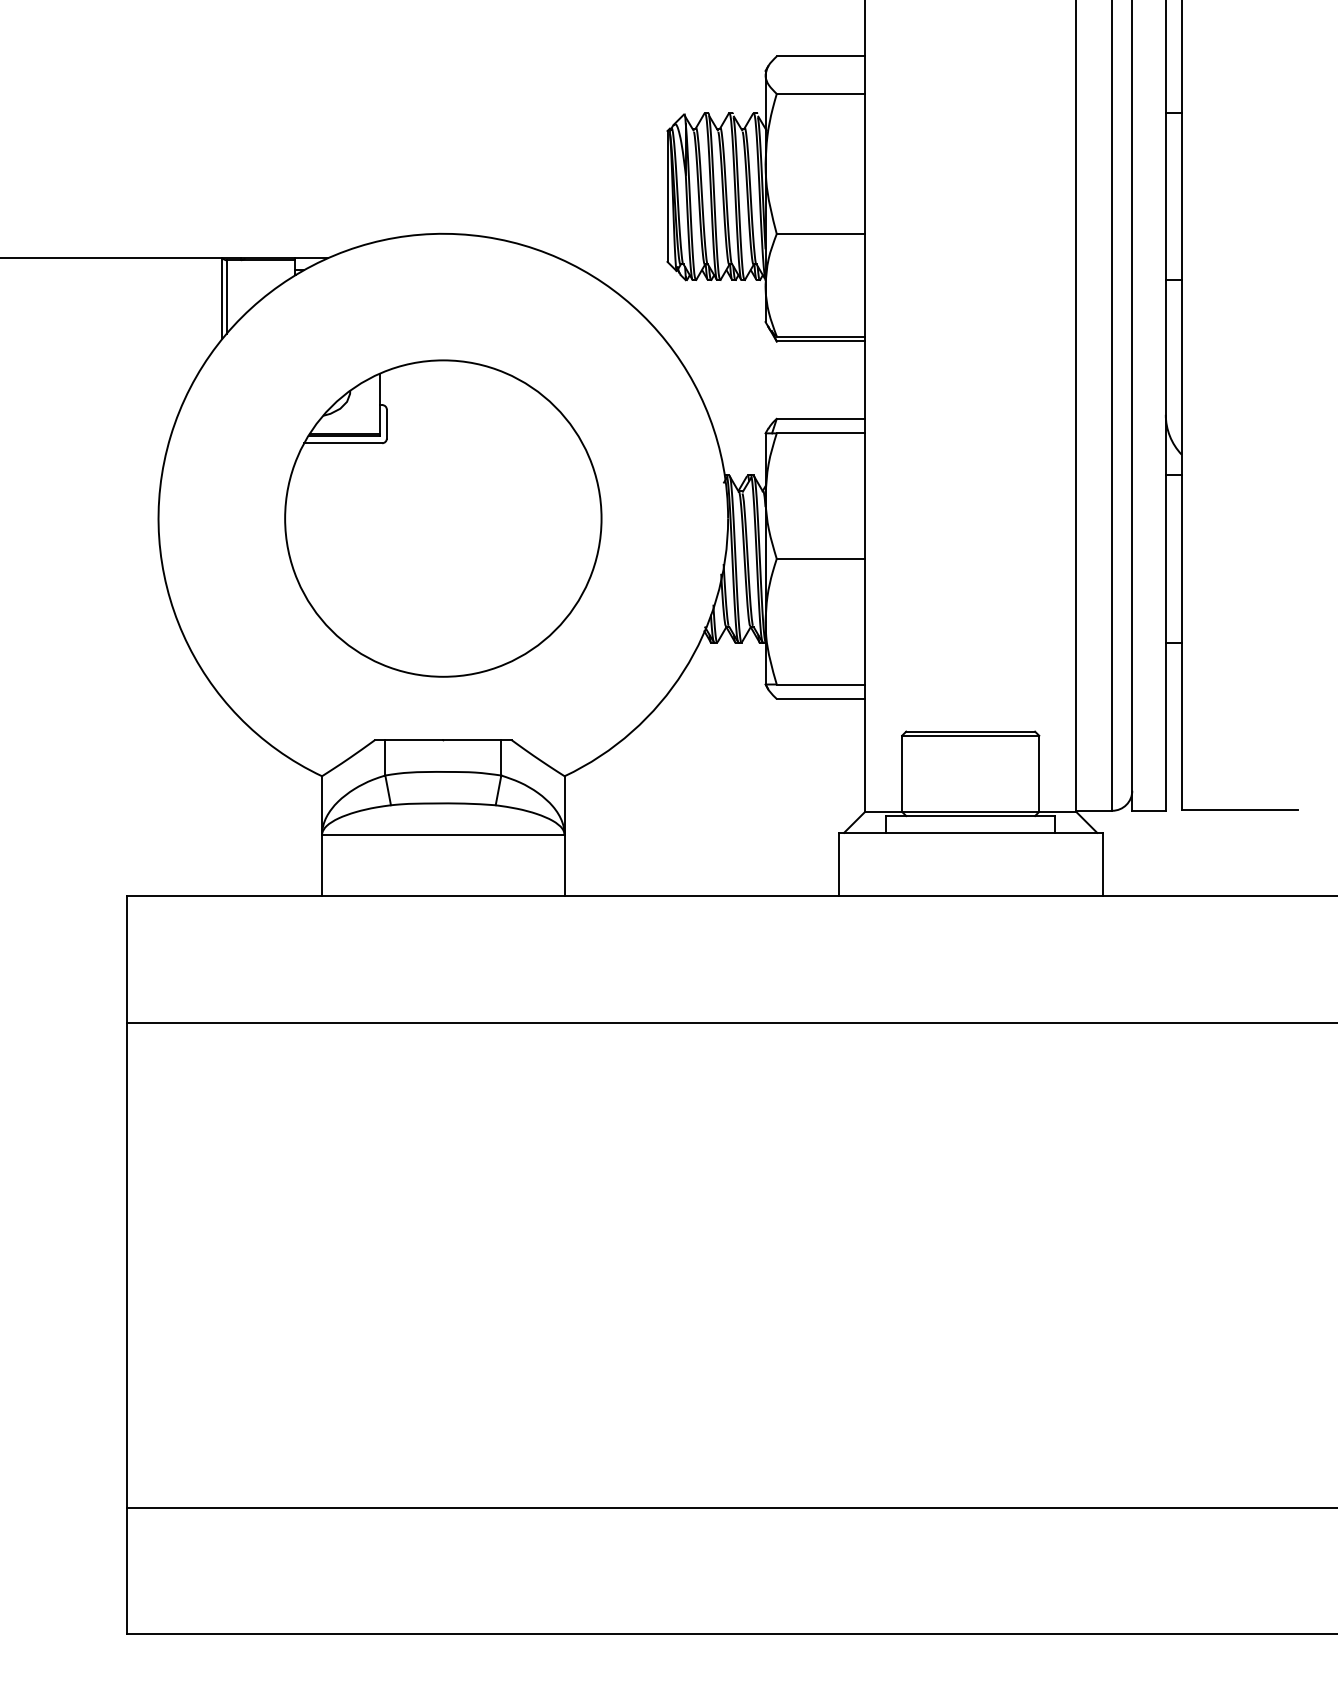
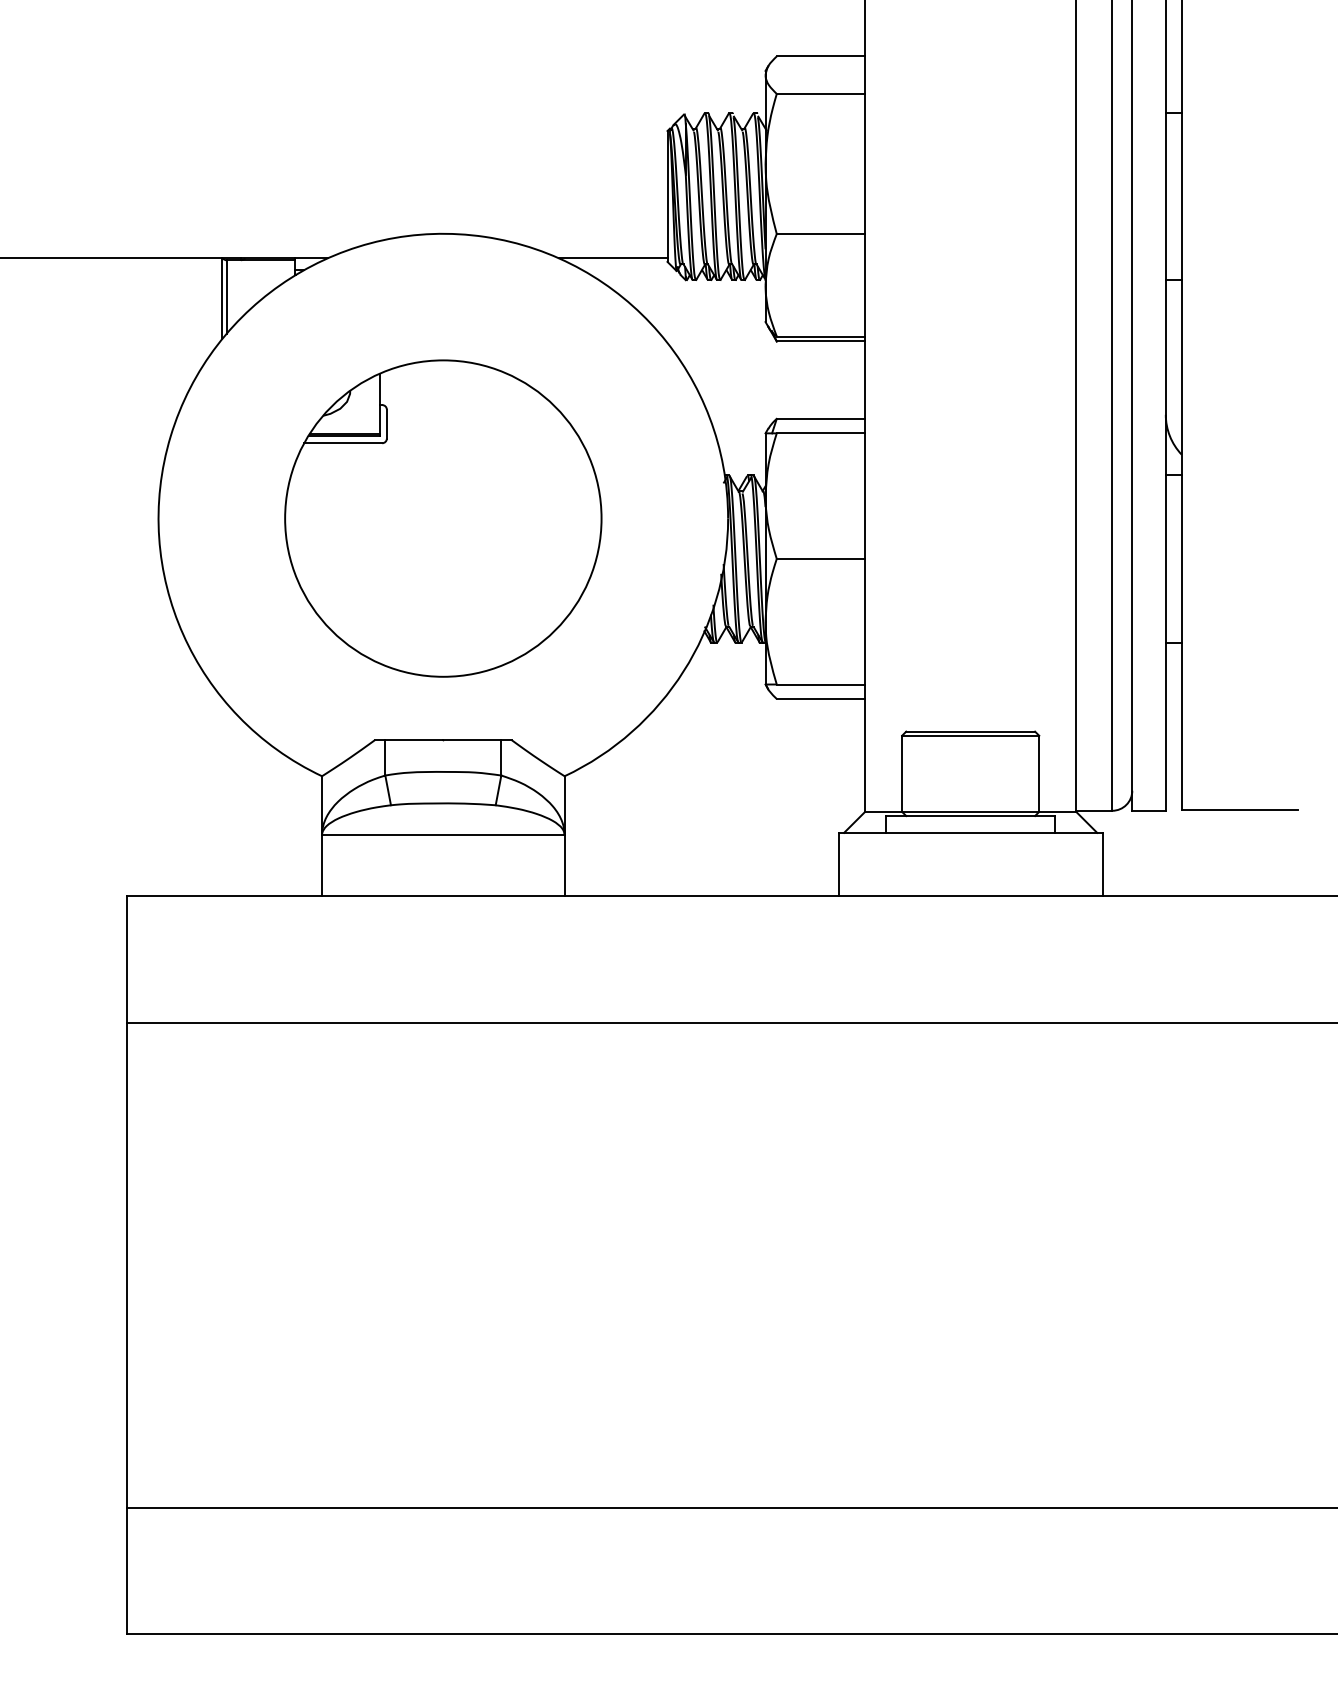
line: none -> present (612, 258)
